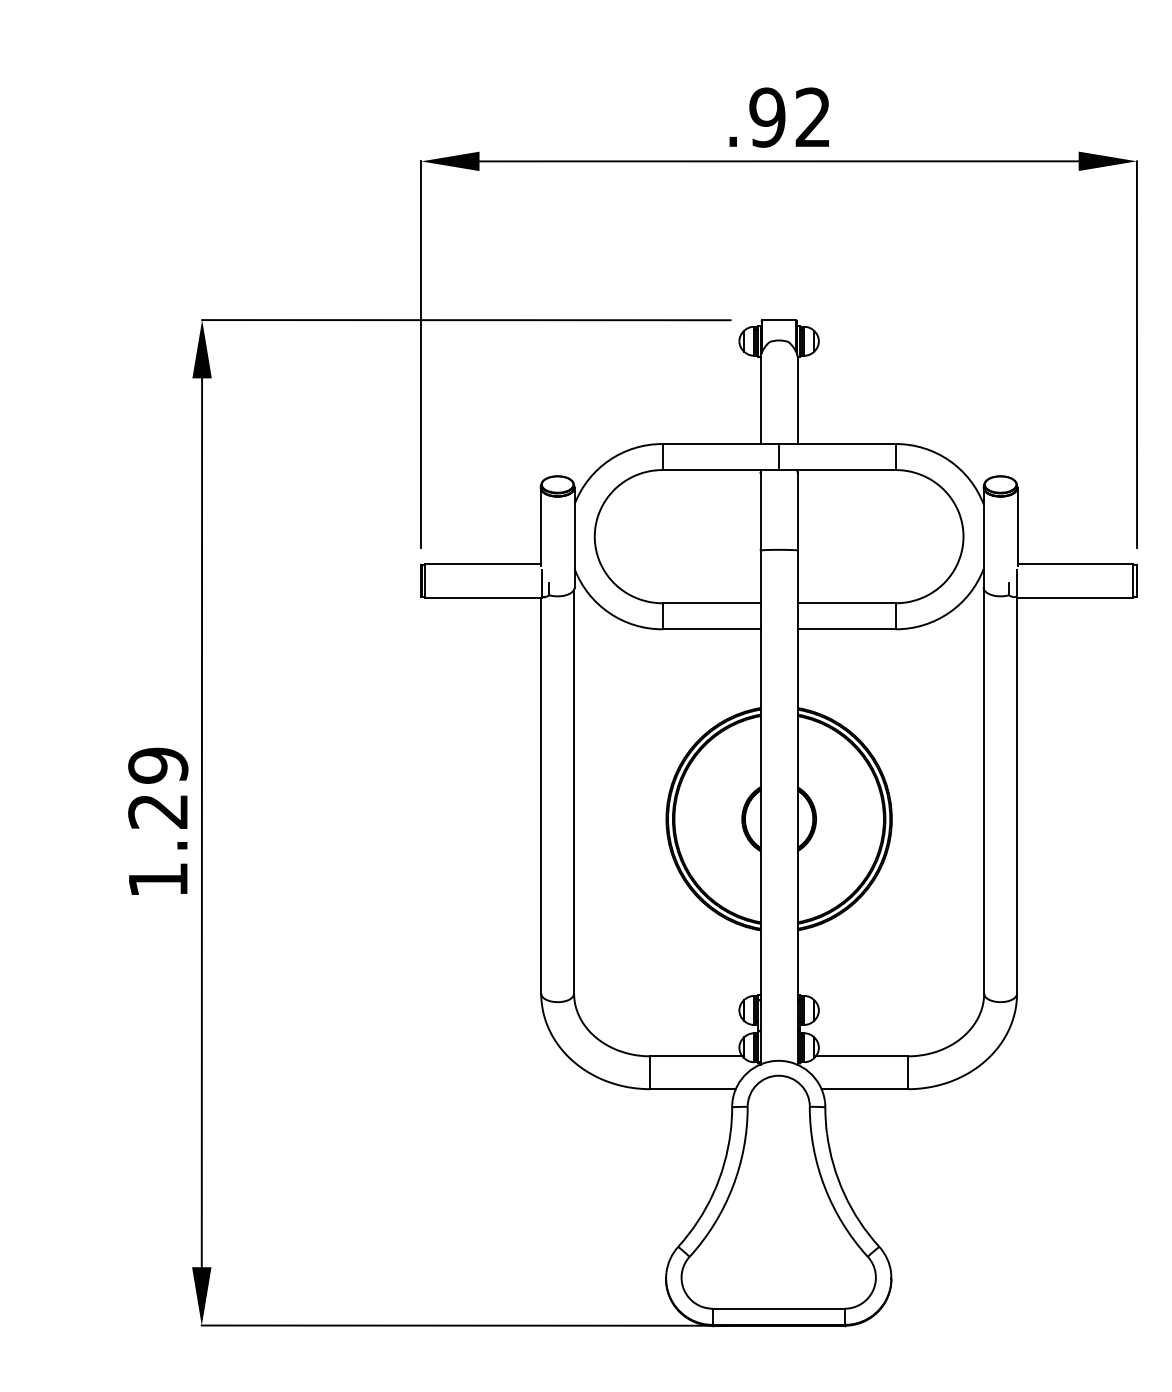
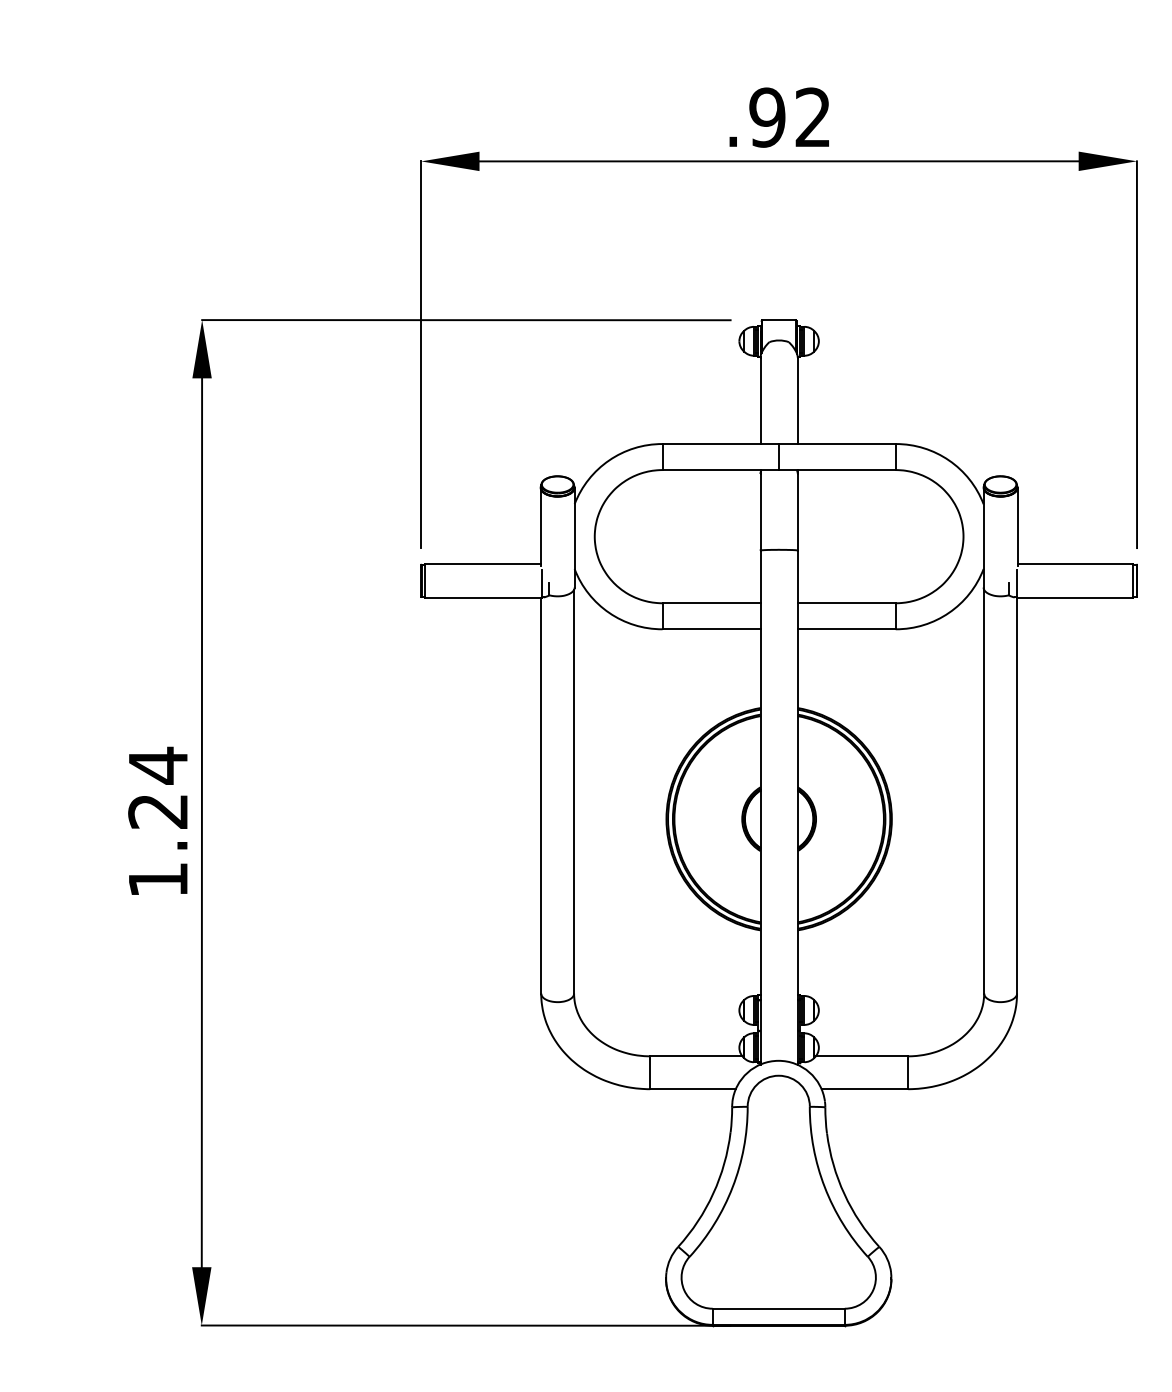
text: 1.29 -> 1.24 (158, 765)
